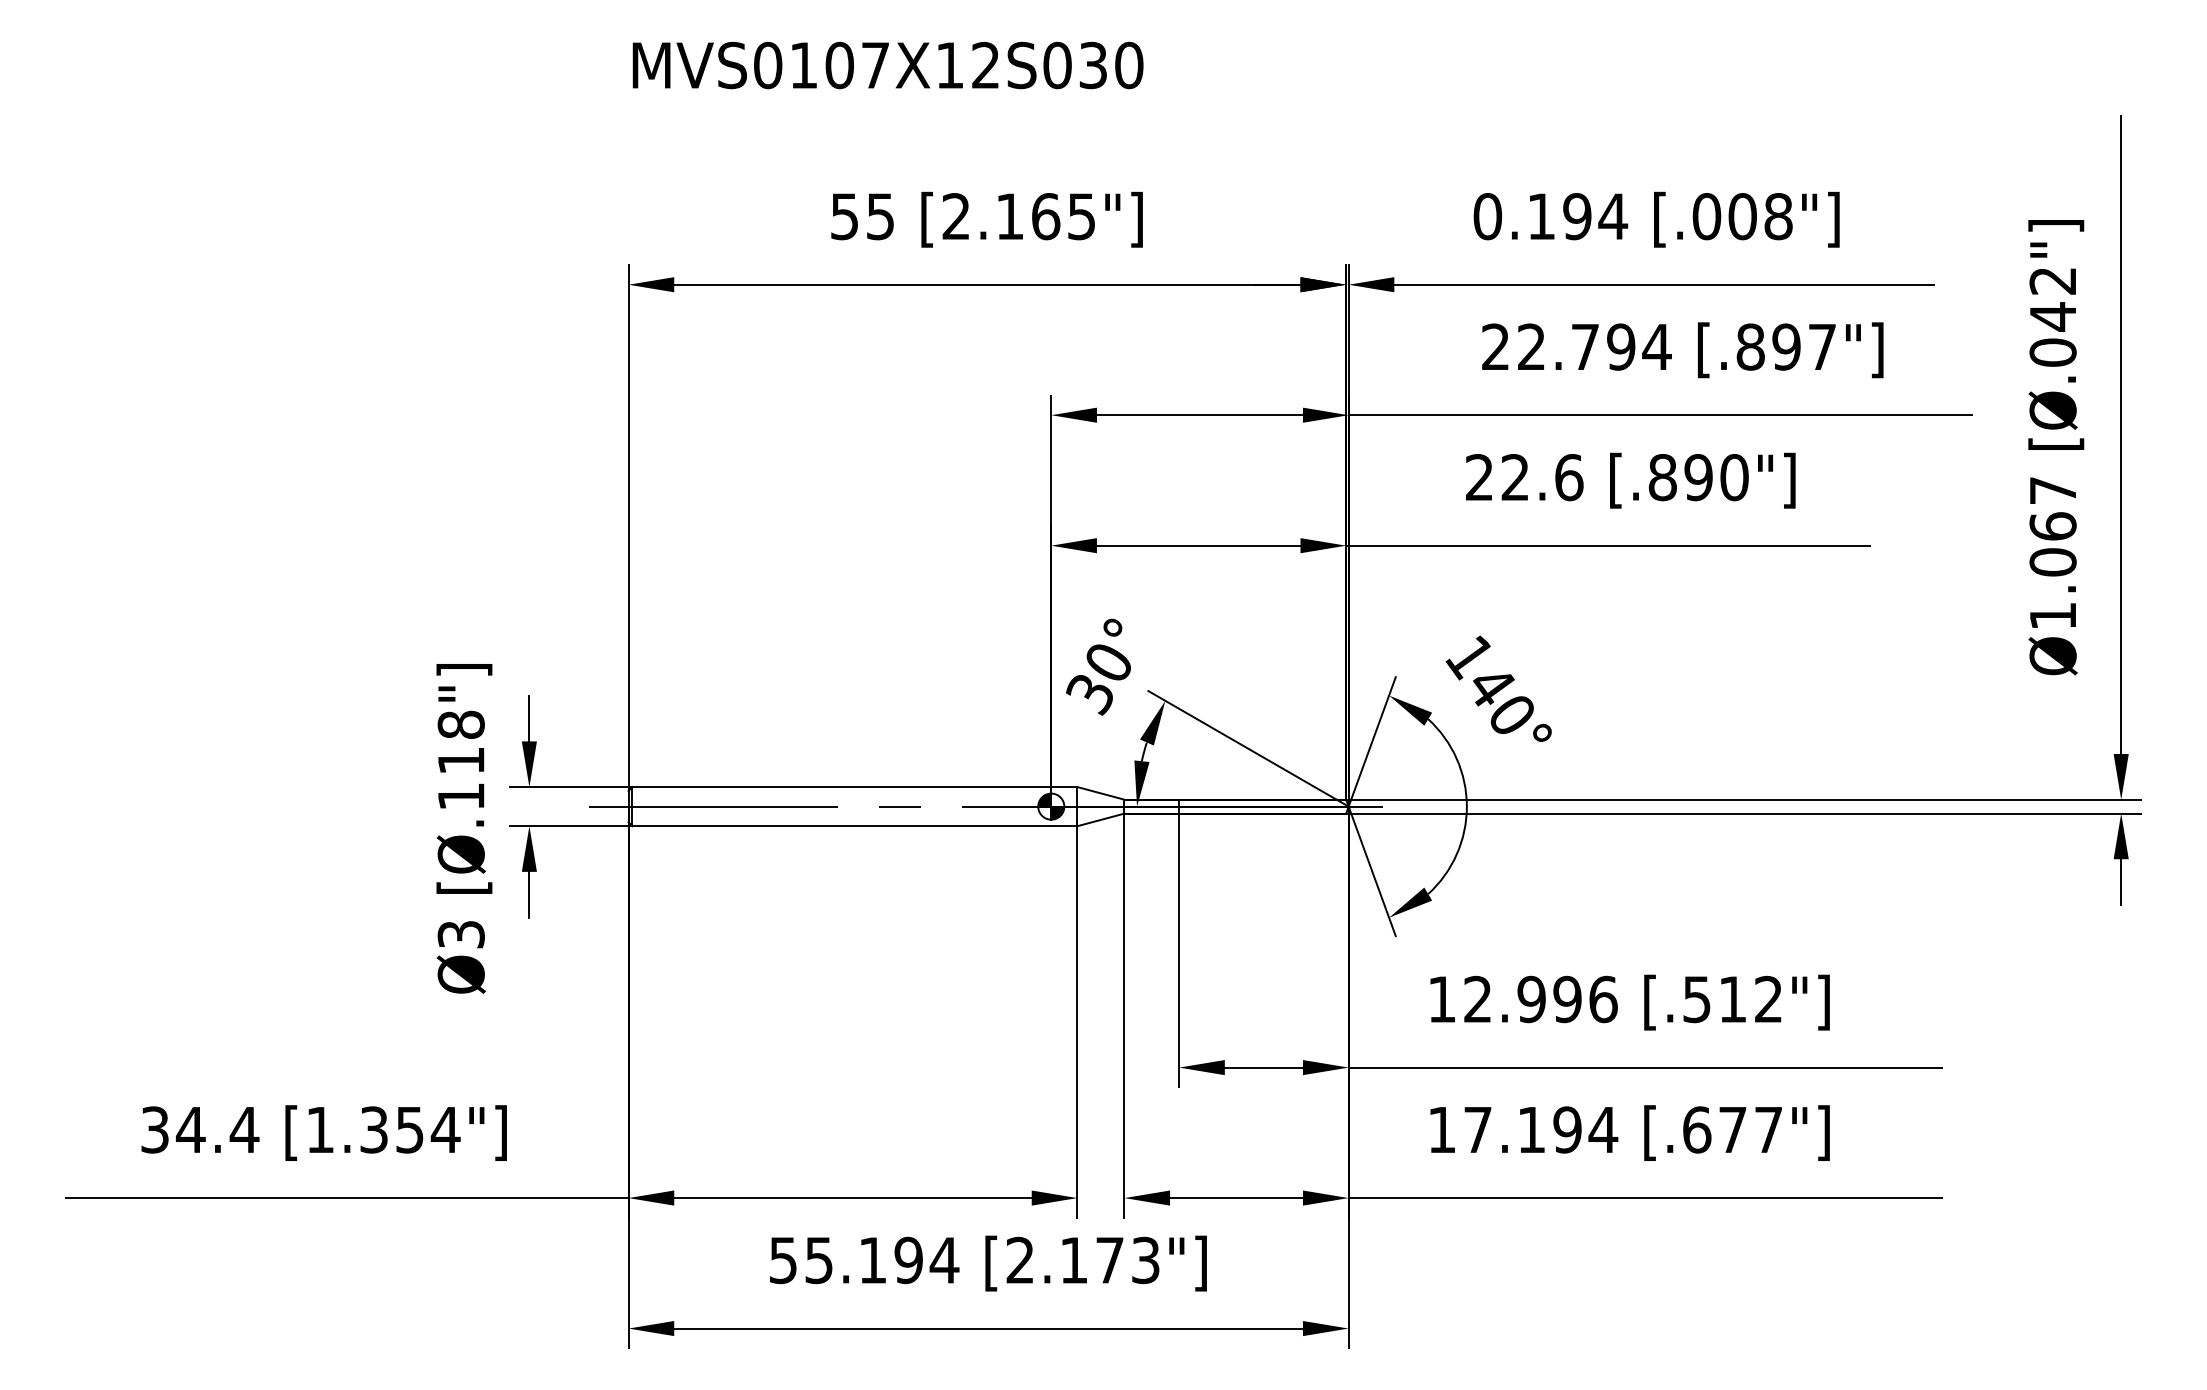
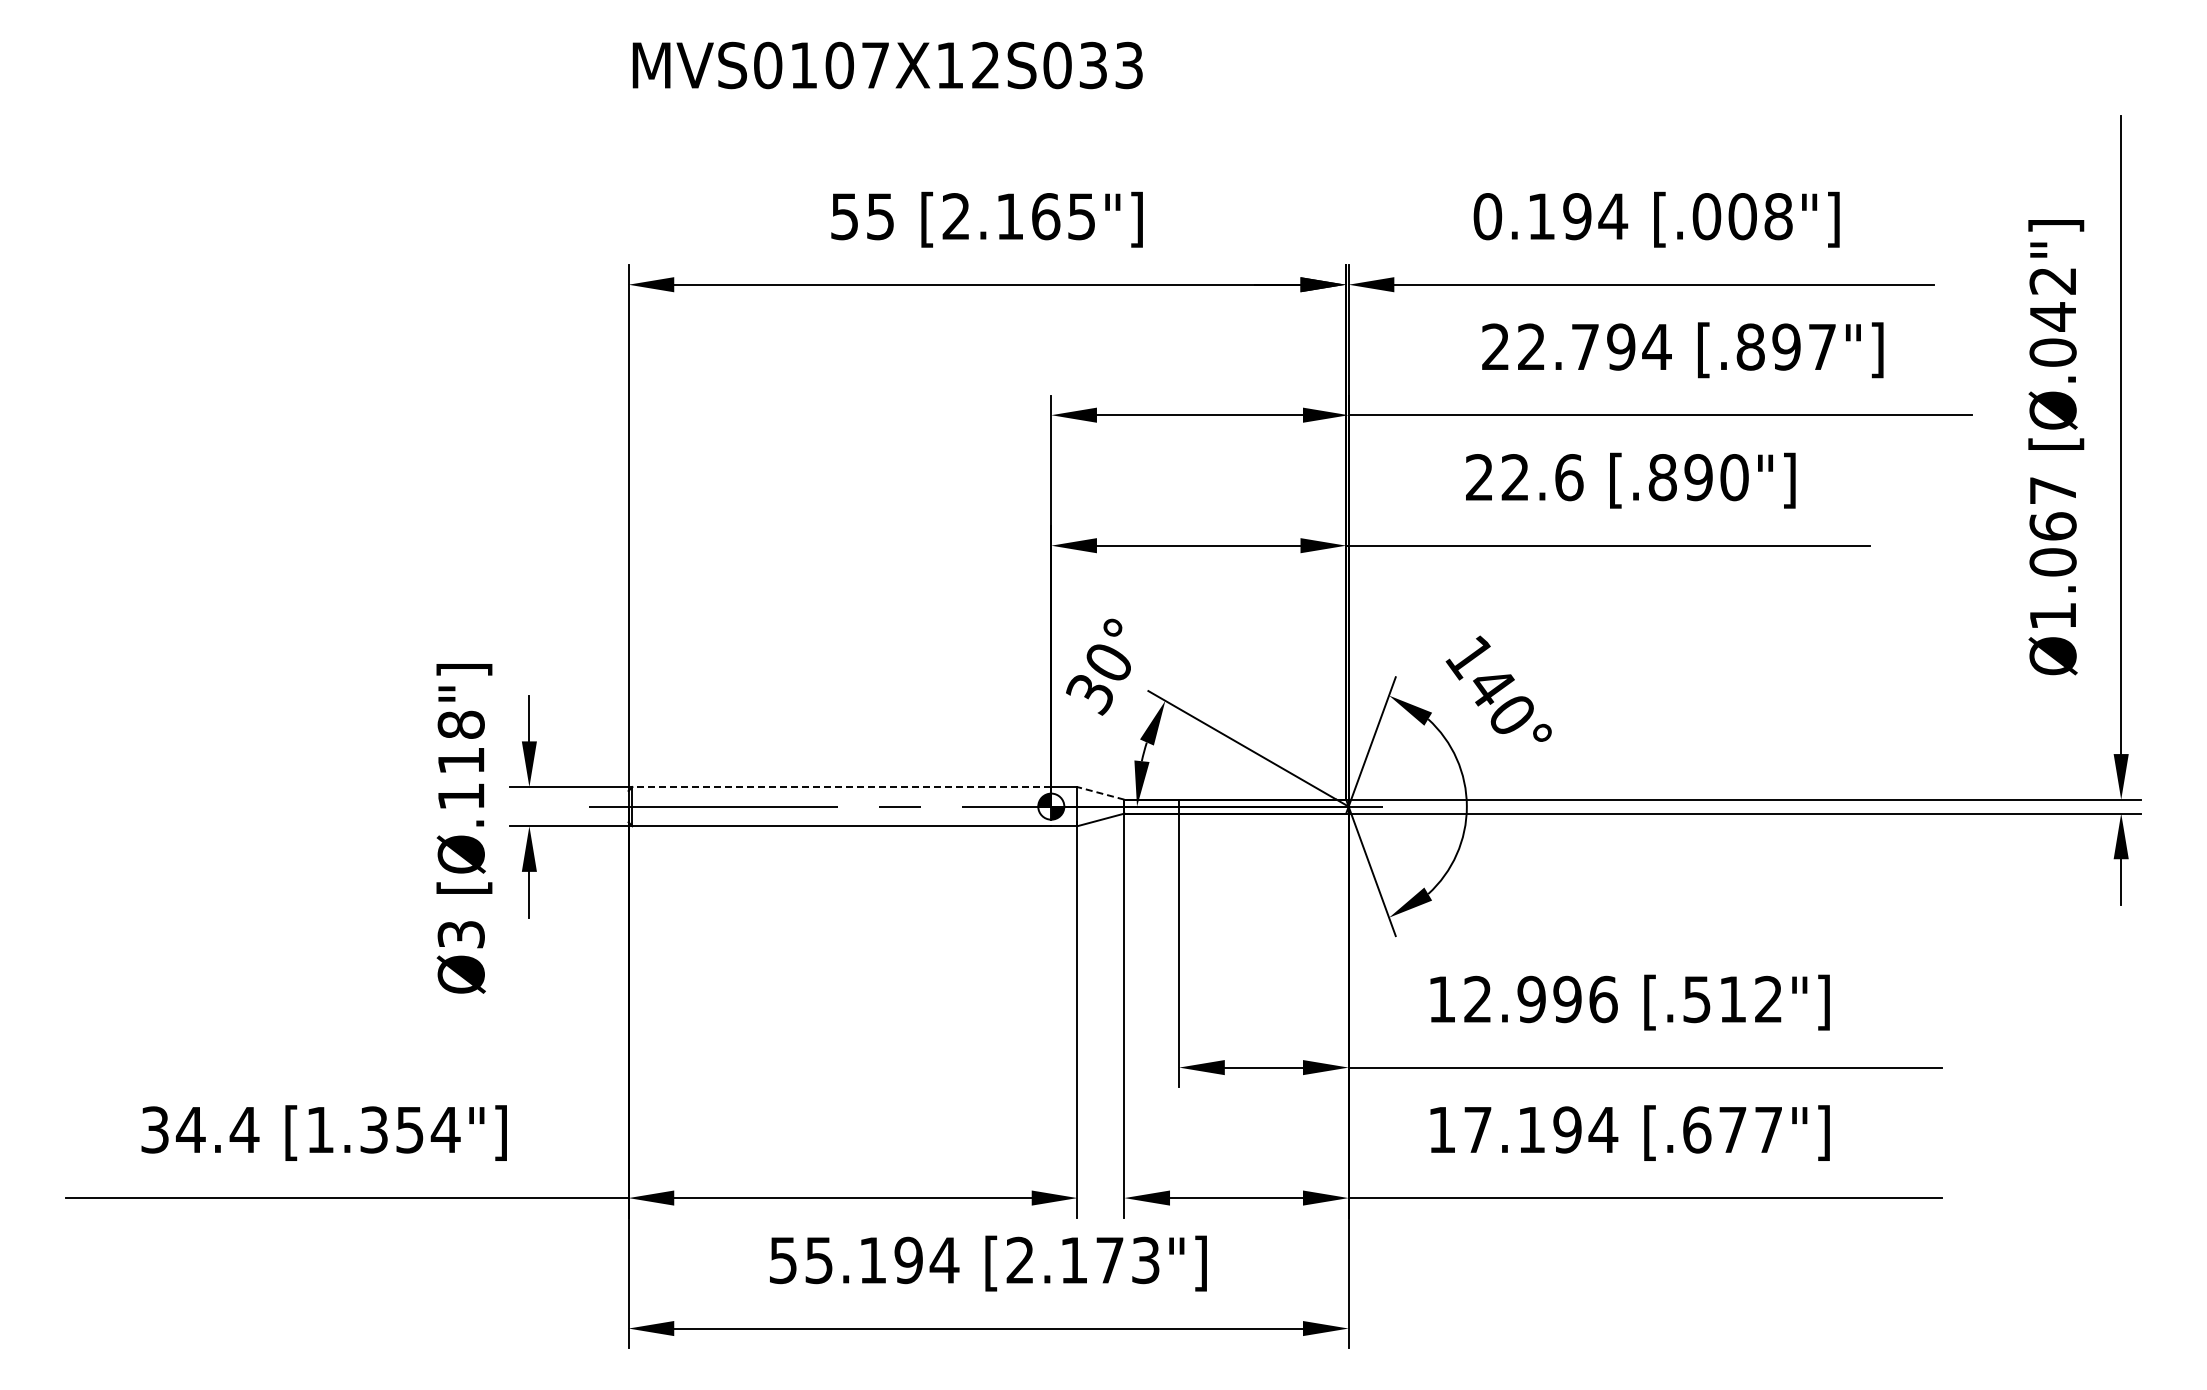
text: MVS0107X12S030 -> MVS0107X12S033 (1129, 65)
line: solid -> dashed (841, 787)
line: solid -> dashed (1100, 793)
